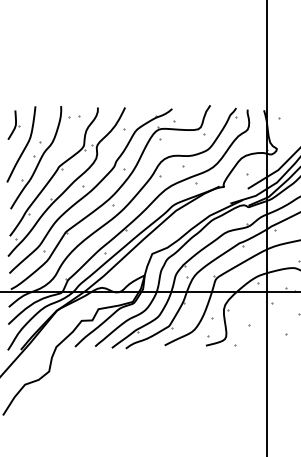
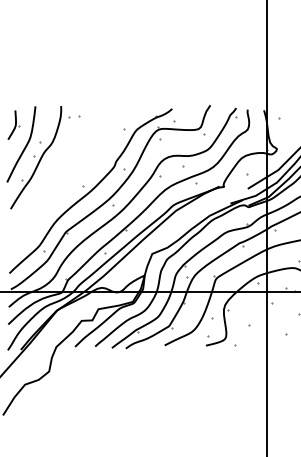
part: present -> none (66, 181)
